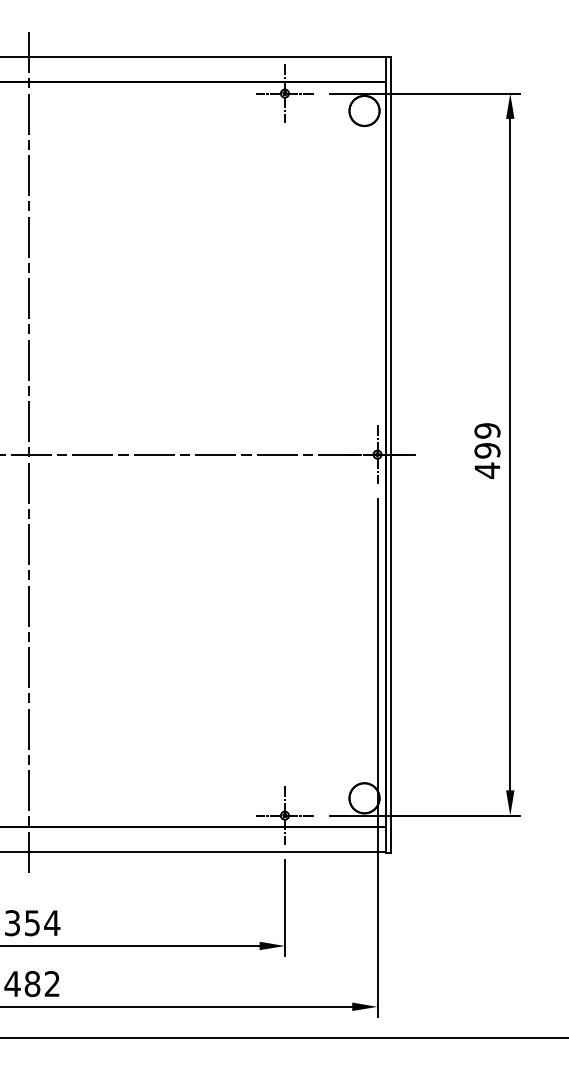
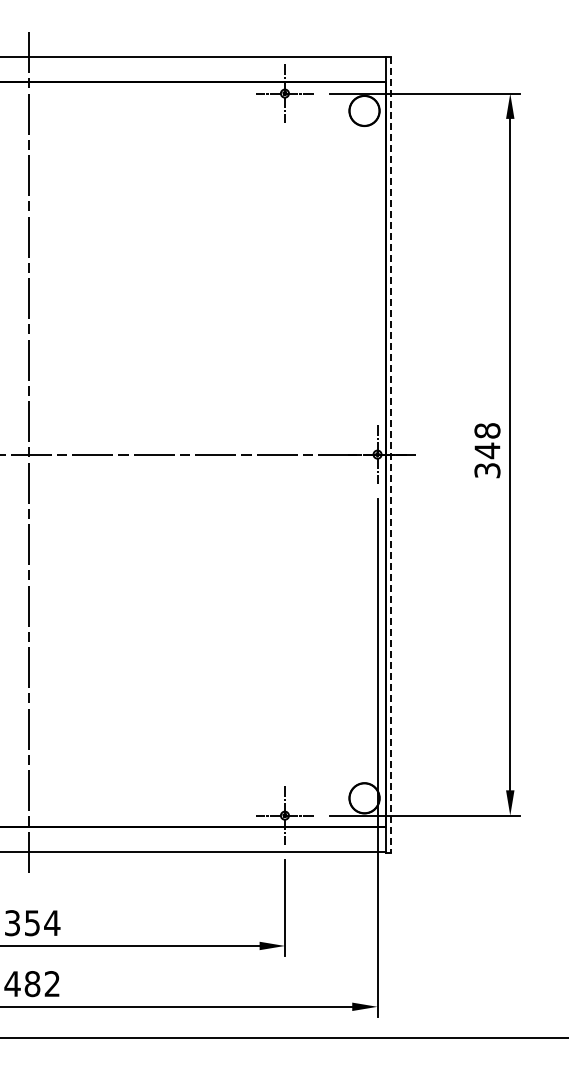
text: 499 -> 348 (487, 450)
line: solid -> dashed (390, 454)
